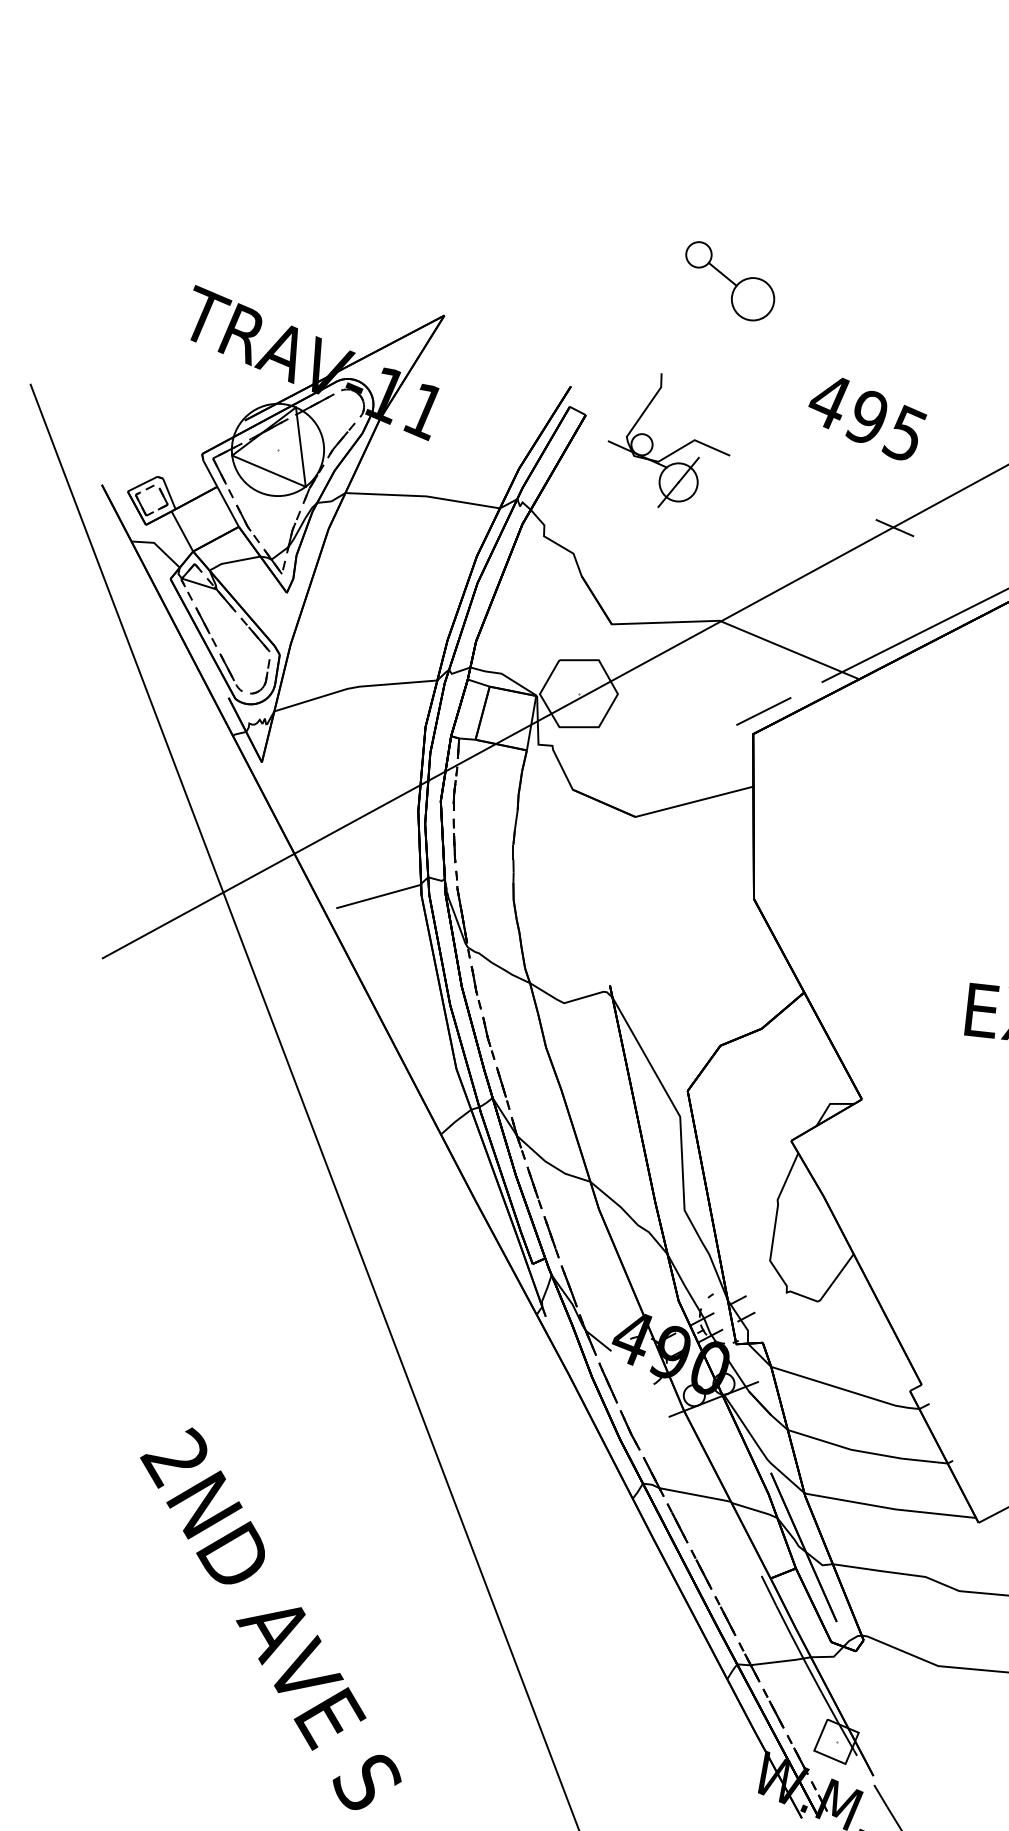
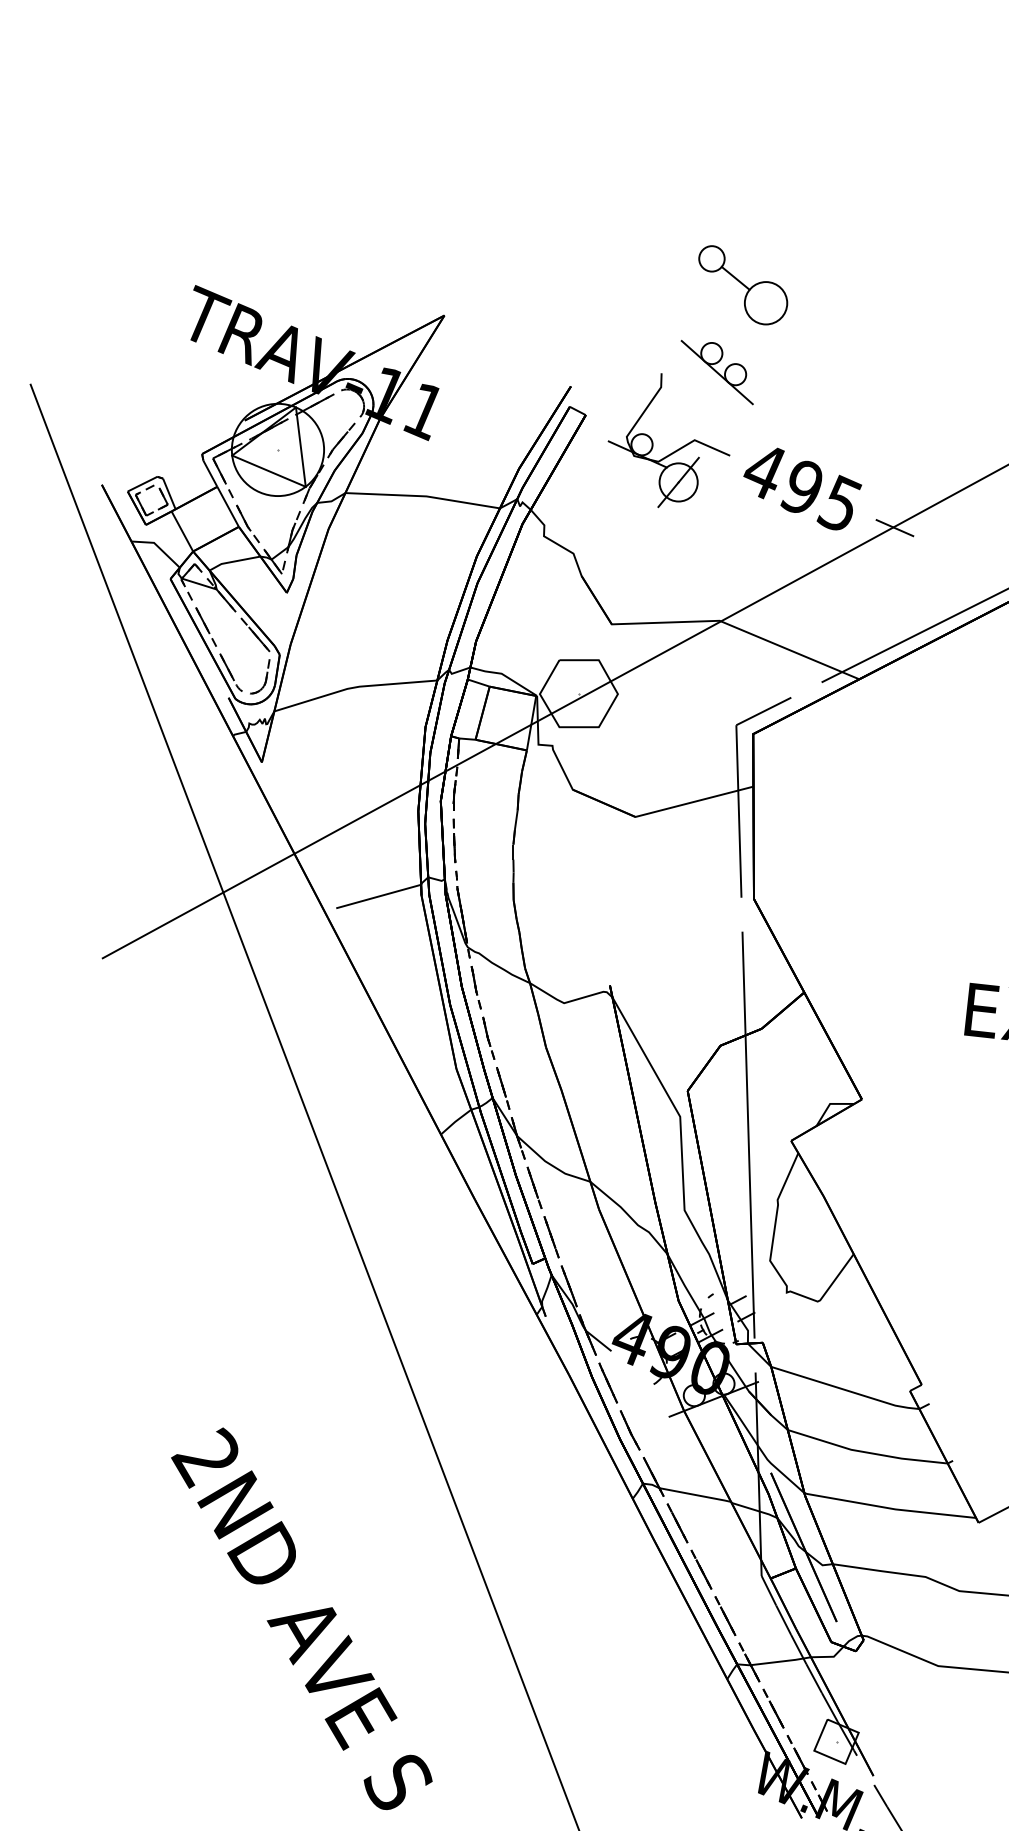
part position: (730, 281) -> (743, 285) (743, 285)
part: none -> present (716, 372)
text position: (867, 418) -> (802, 488) (802, 488)
line: none -> present (748, 1150)
text position: (270, 1618) -> (301, 1618) (301, 1618)
